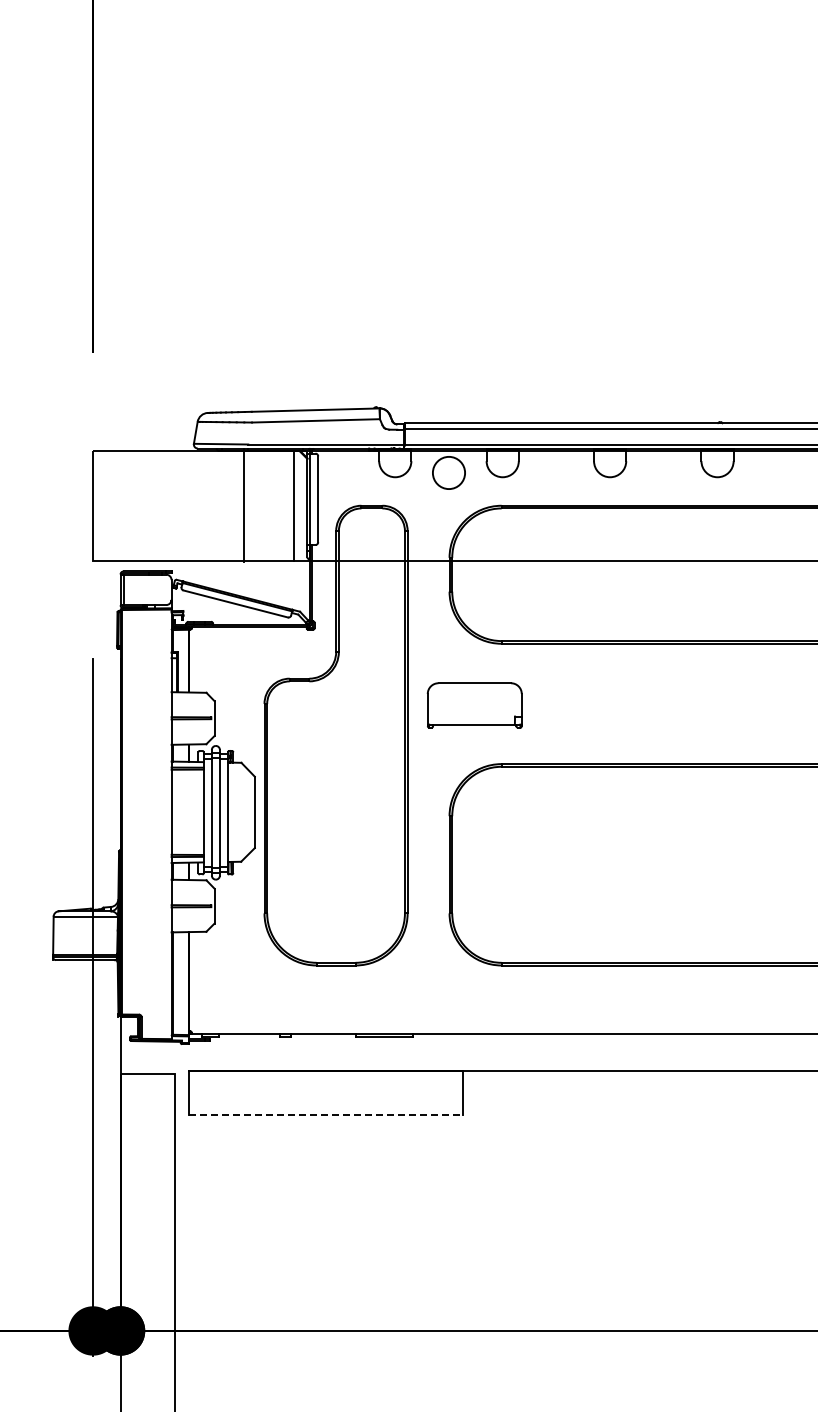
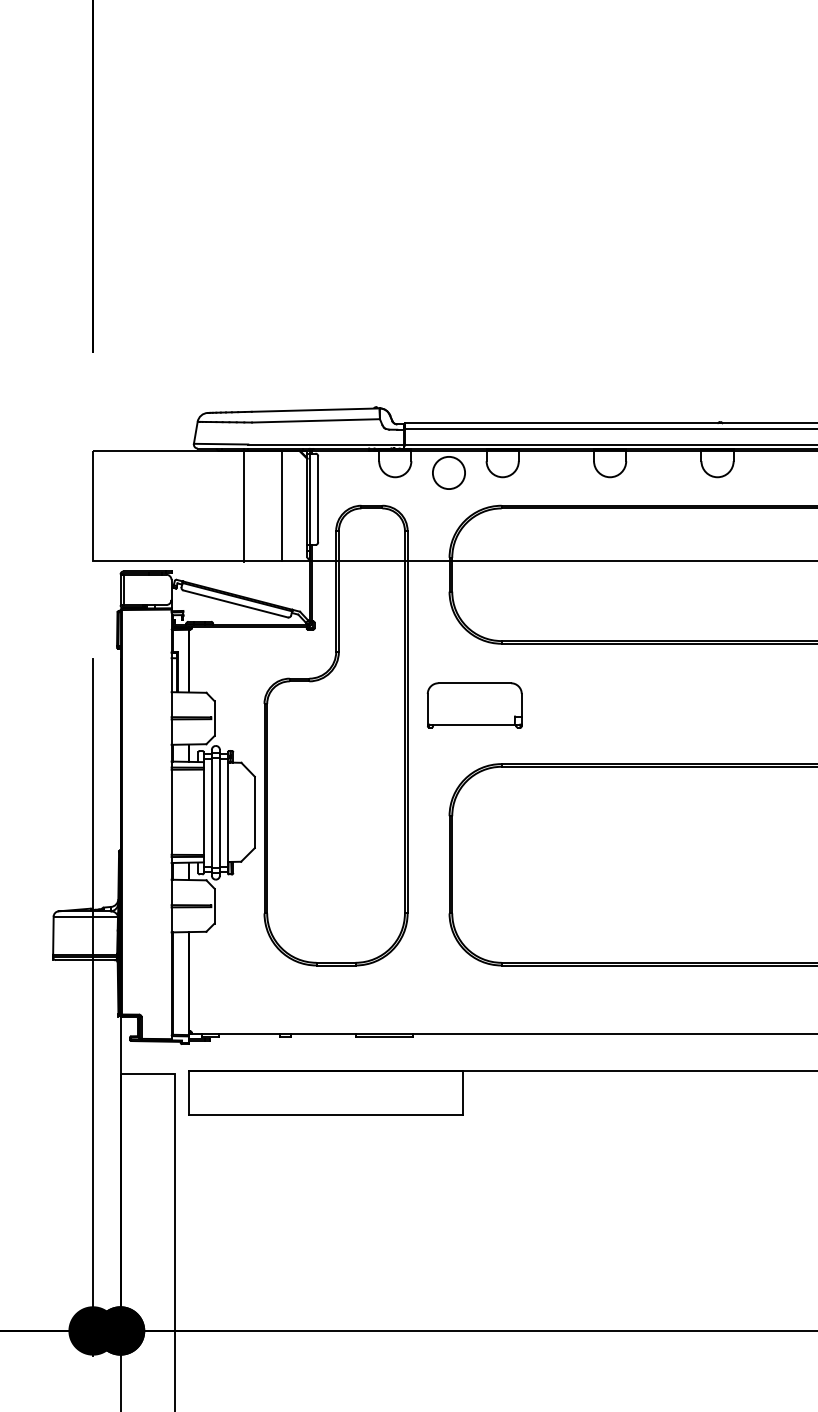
line position: (294, 505) -> (282, 505) (282, 505)
line: dashed -> solid (326, 1114)
